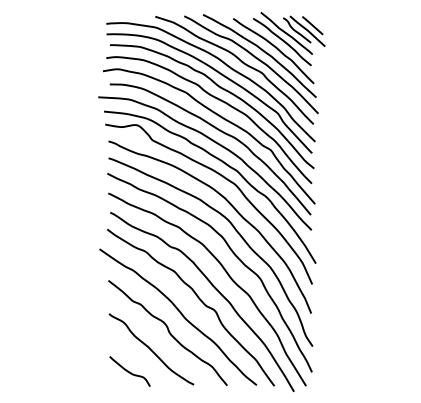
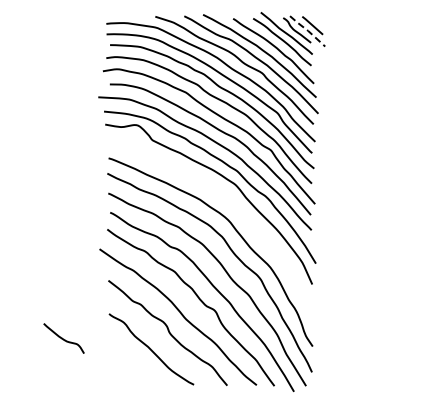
line: solid -> dashed (308, 30)
curve: present -> none (230, 205)
curve position: (129, 371) -> (63, 338) (63, 338)
